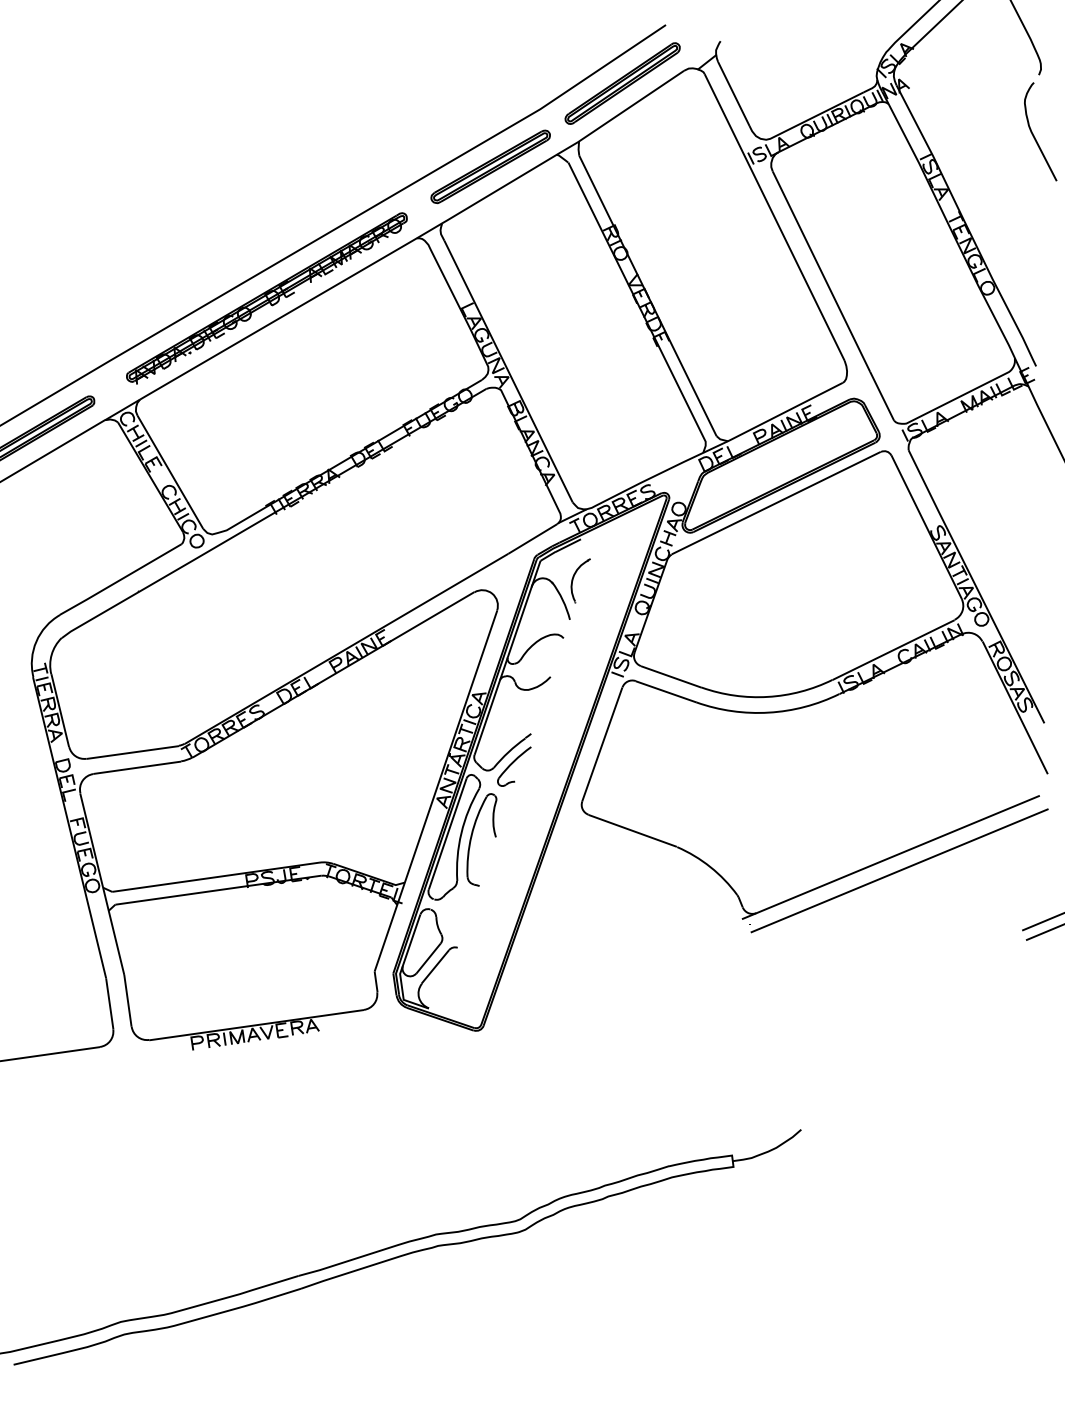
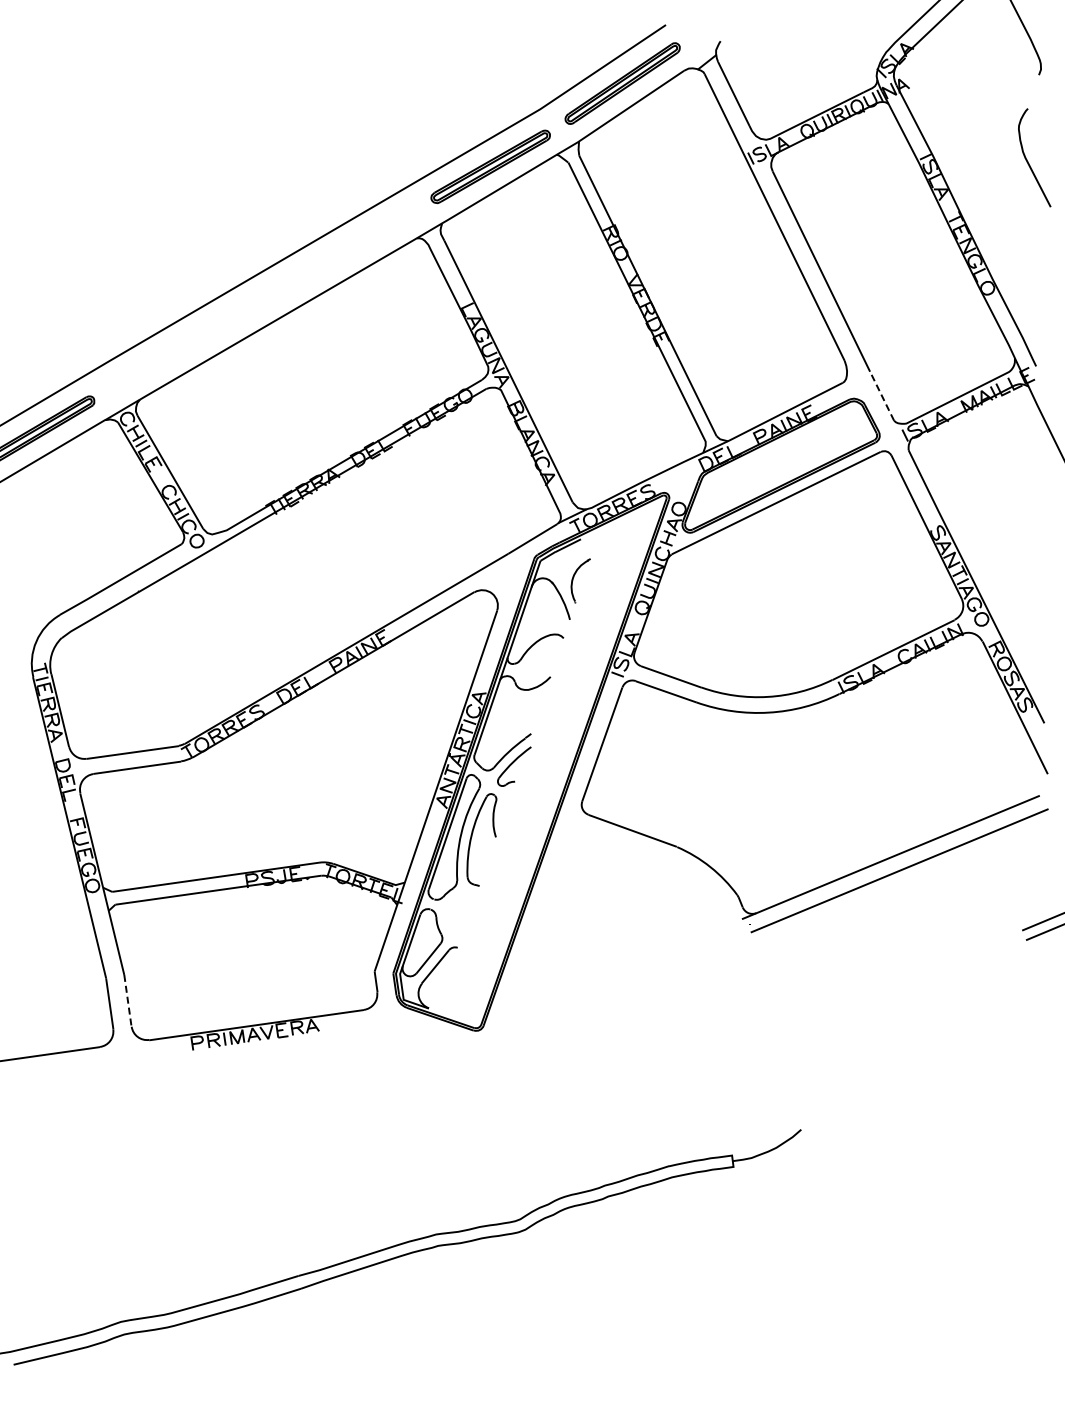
curve position: (1034, 135) -> (1028, 161) (1028, 161)
part: present -> none (266, 298)
line: solid -> dashed (881, 395)
line: solid -> dashed (128, 1001)
